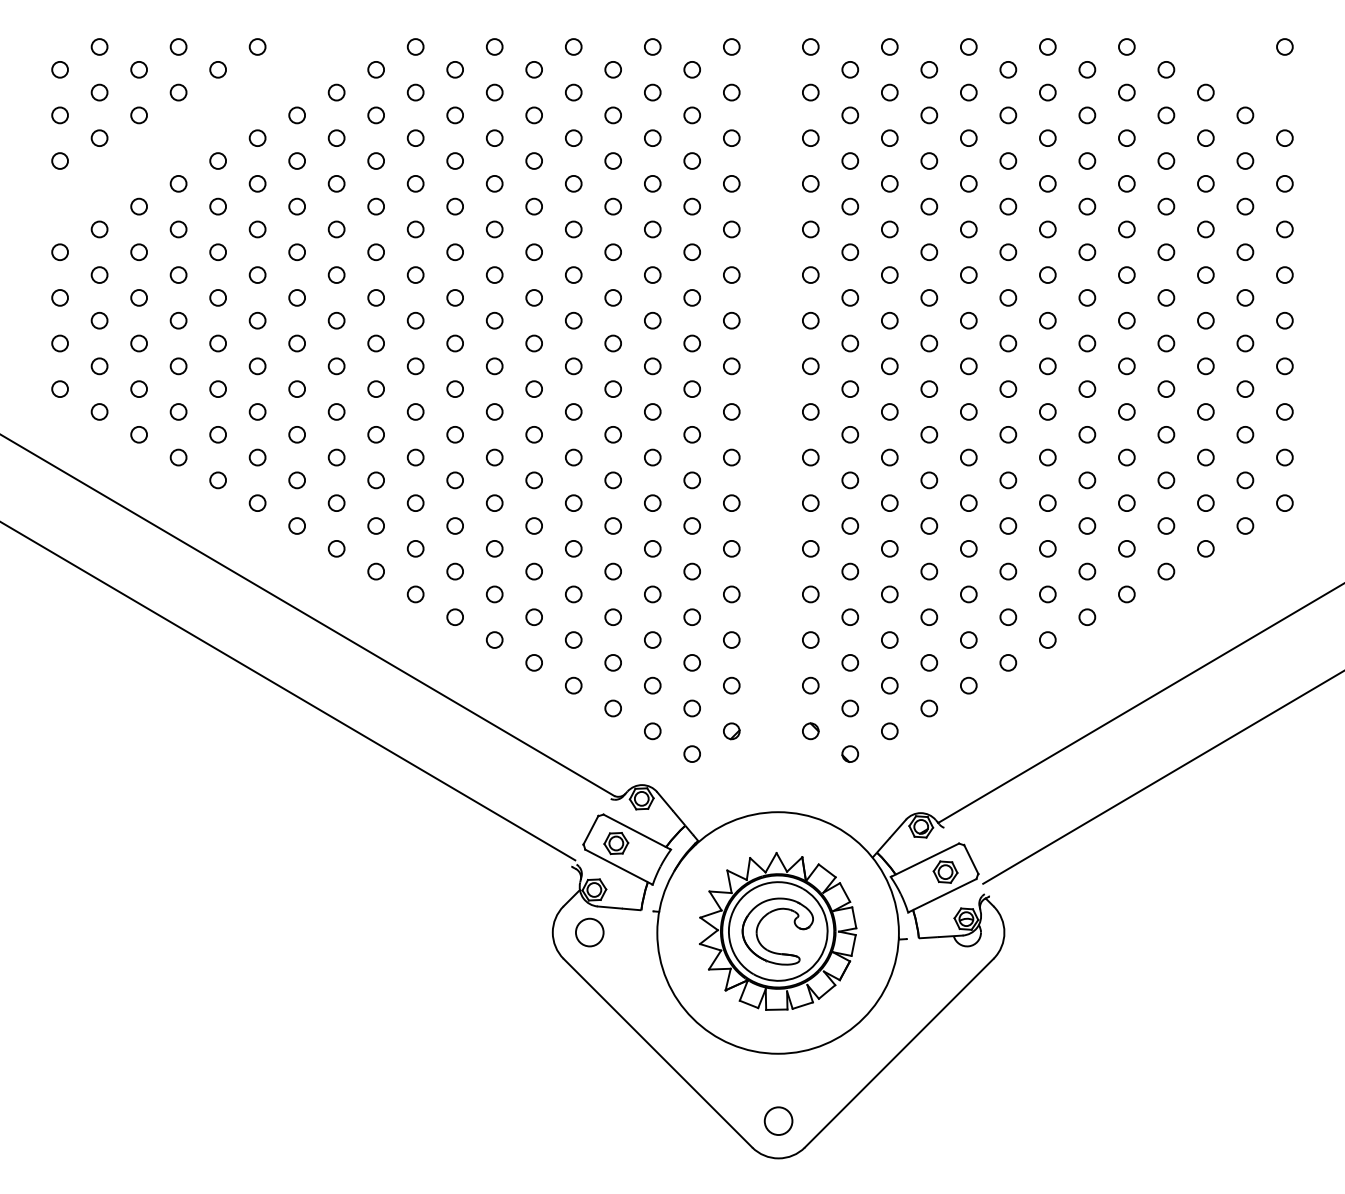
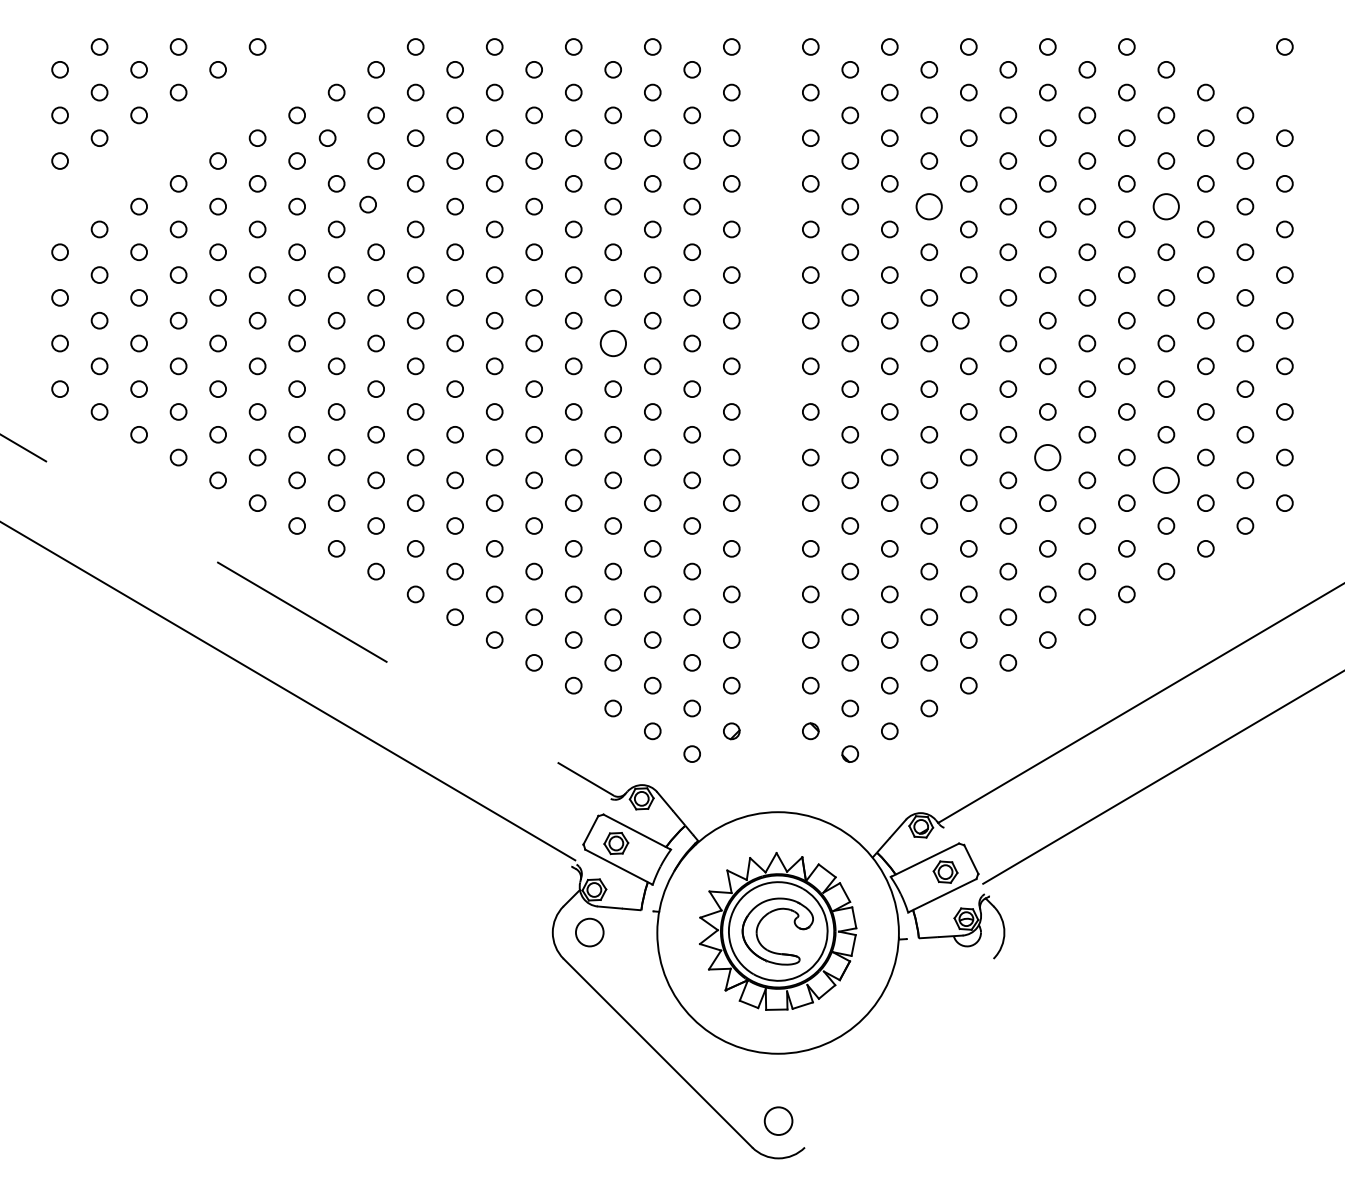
circle position: (336, 137) -> (327, 137) (327, 137)
circle position: (375, 206) -> (367, 204) (367, 204)
circle size: 19x19 px -> 28x28 px (928, 206)
circle size: 19x19 px -> 28x28 px (1165, 206)
circle position: (968, 320) -> (960, 320) (960, 320)
circle size: 18x19 px -> 28x28 px (612, 343)
circle size: 18x19 px -> 28x28 px (1047, 457)
circle size: 19x19 px -> 28x28 px (1165, 479)
line: solid -> dashed (307, 615)
line: present -> none (898, 1052)
